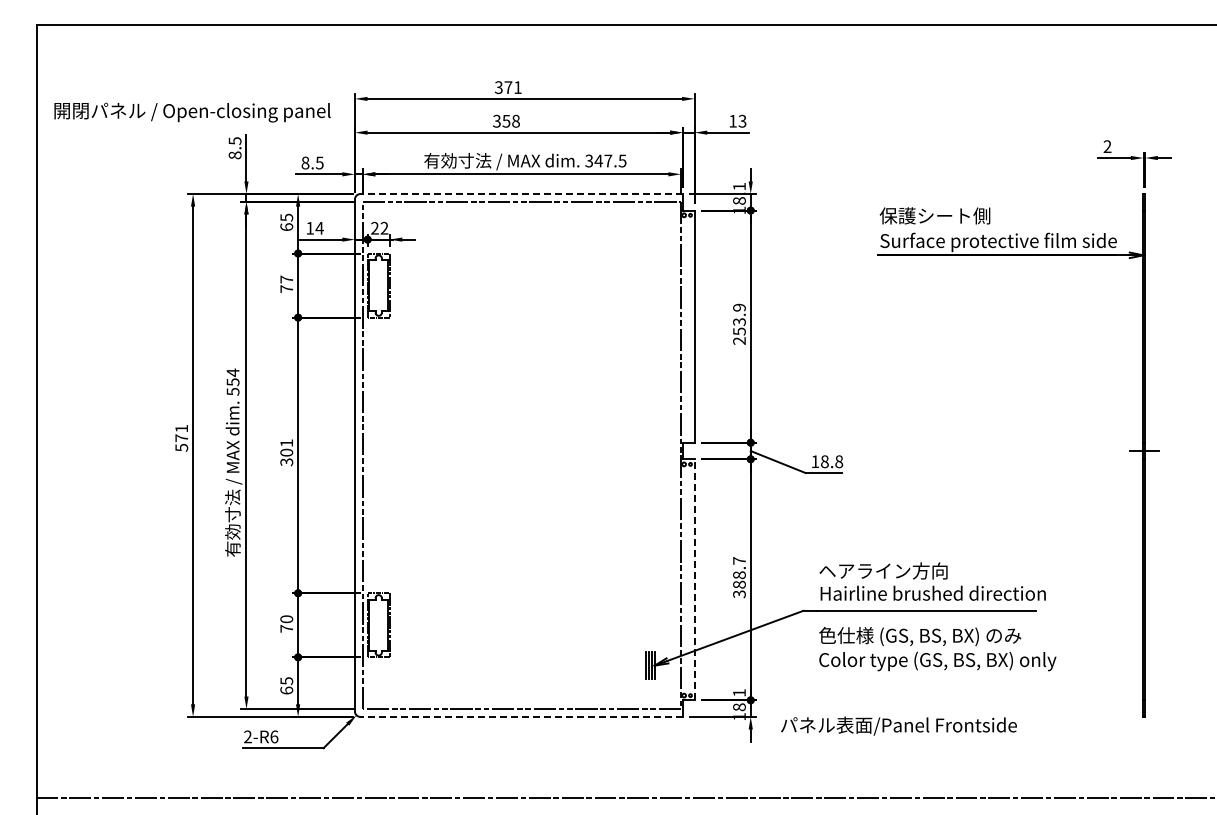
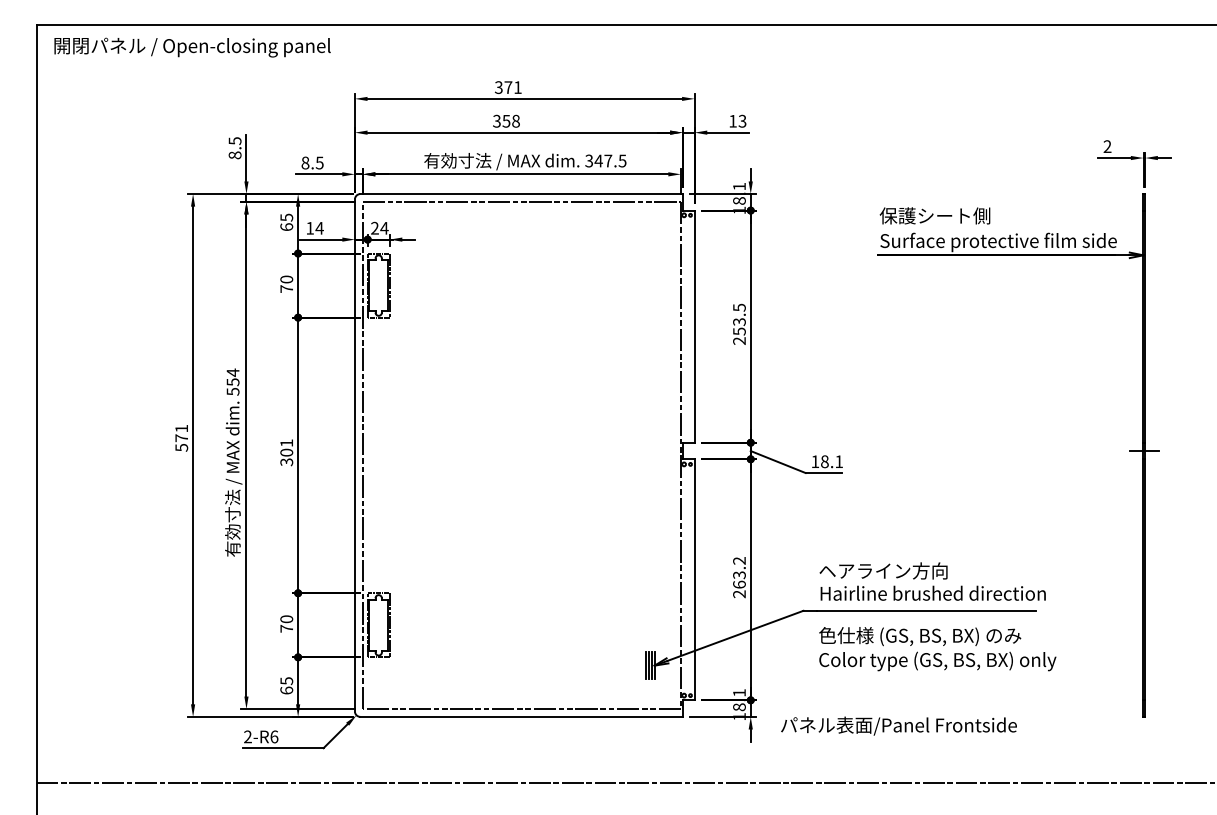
text position: (192, 112) -> (192, 47) (192, 47)
line: dashed -> solid (521, 194)
text: 22 -> 24 (384, 227)
text: 77 -> 70 (286, 279)
text: 253.9 -> 253.5 (739, 307)
text: 18.8 -> 18.1 (839, 461)
text: 388.7 -> 263.2 (739, 577)
line: dashed -> solid (694, 579)
line: dashed -> solid (521, 716)
line position: (624, 798) -> (624, 783) (624, 783)
